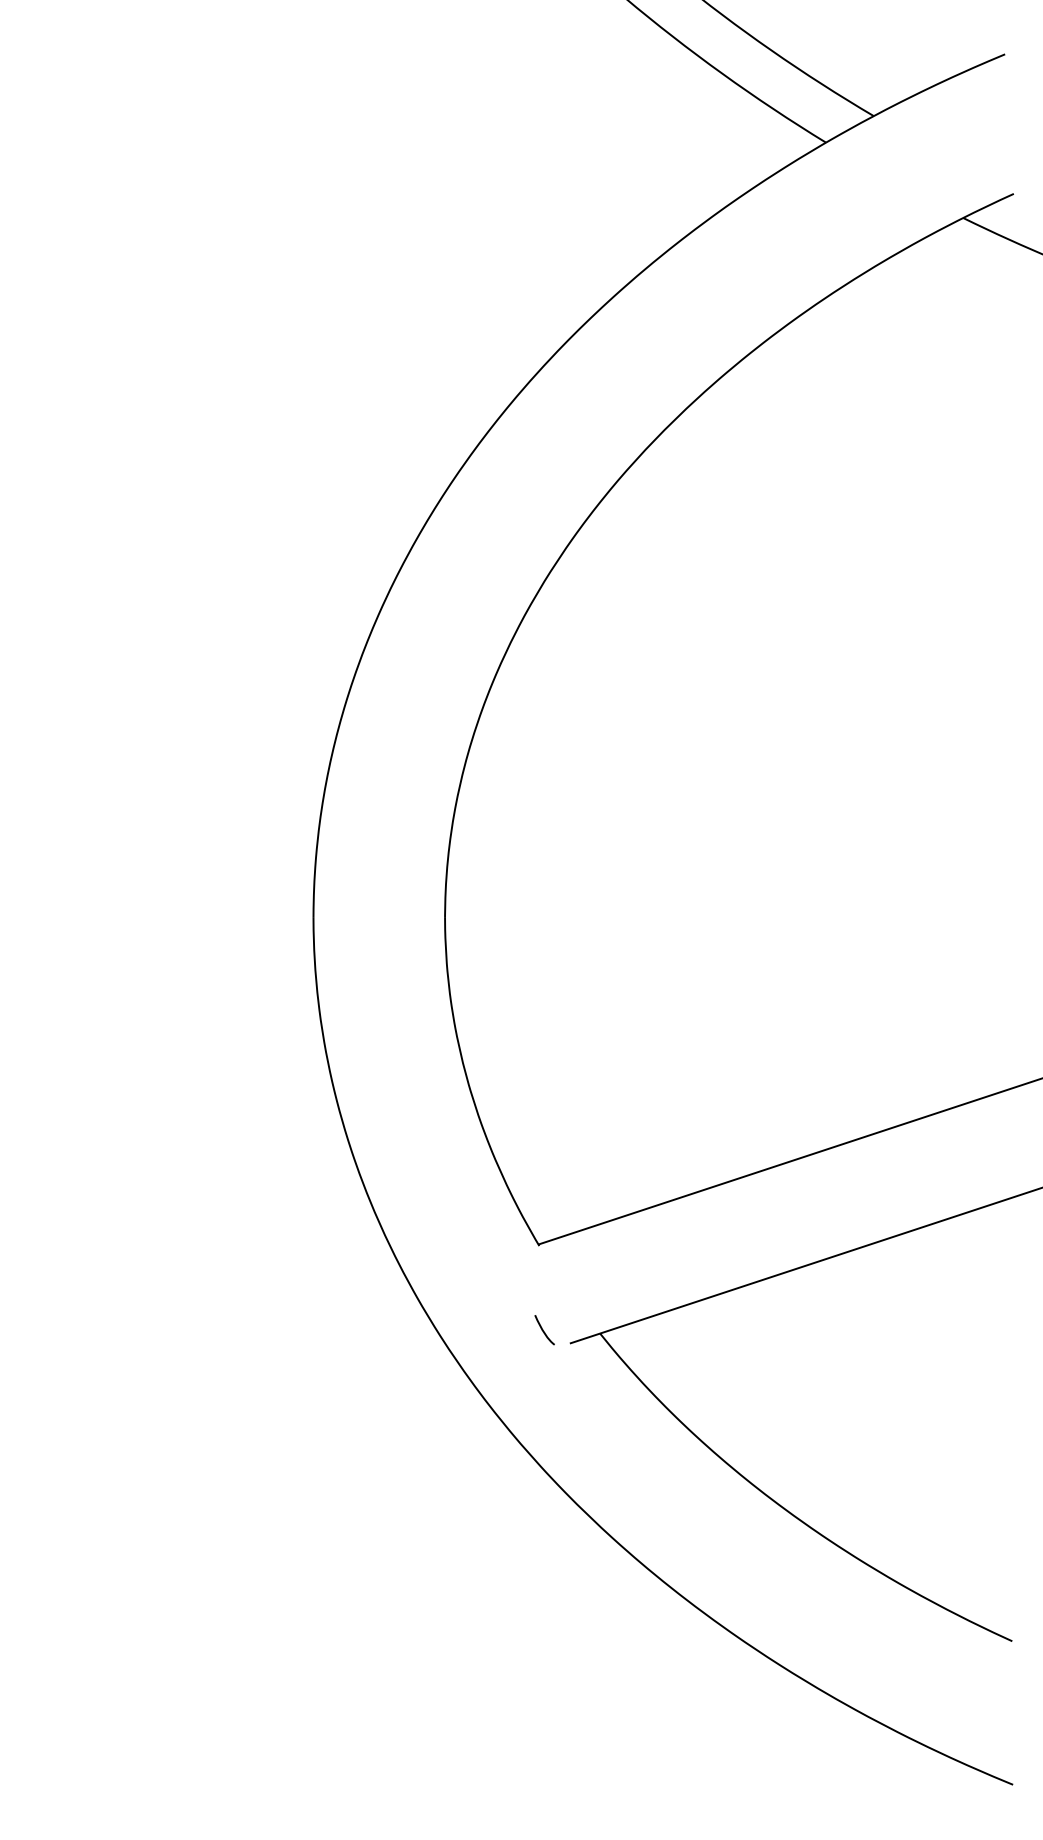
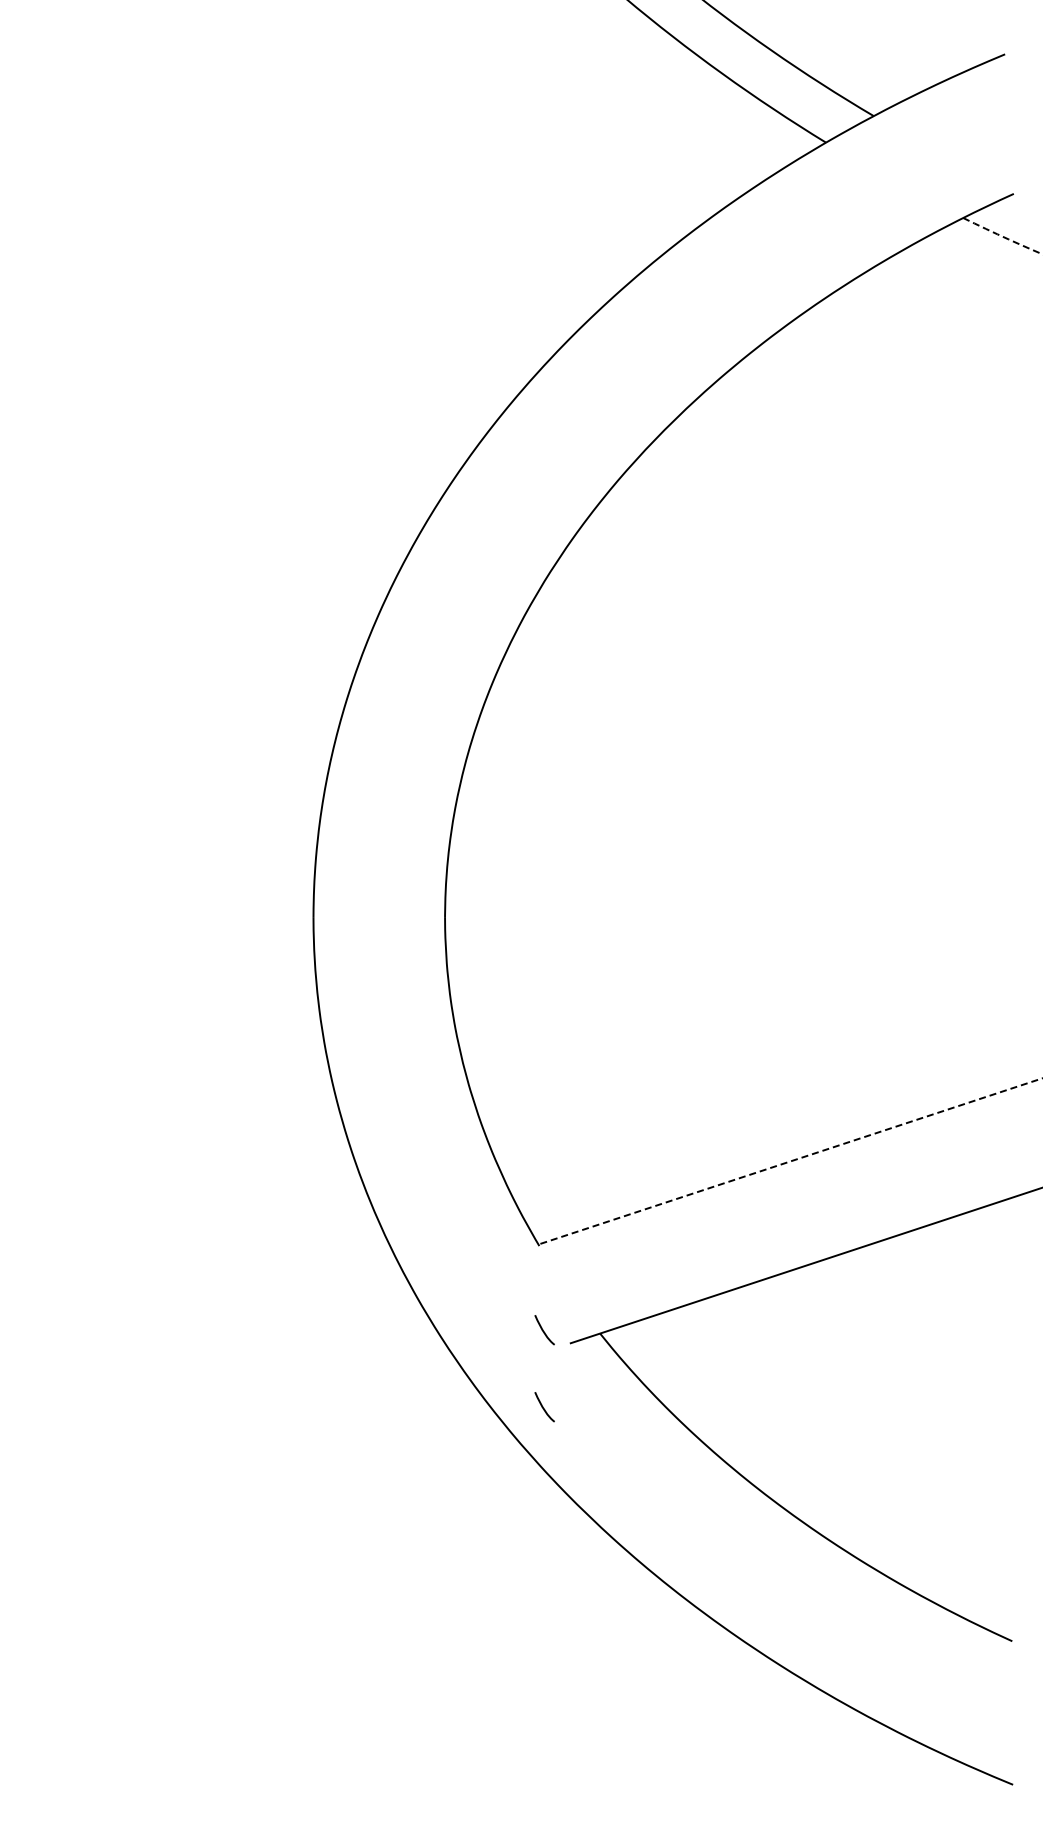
line: solid -> dashed (1003, 237)
line: solid -> dashed (789, 1161)
curve: none -> present (543, 1407)
